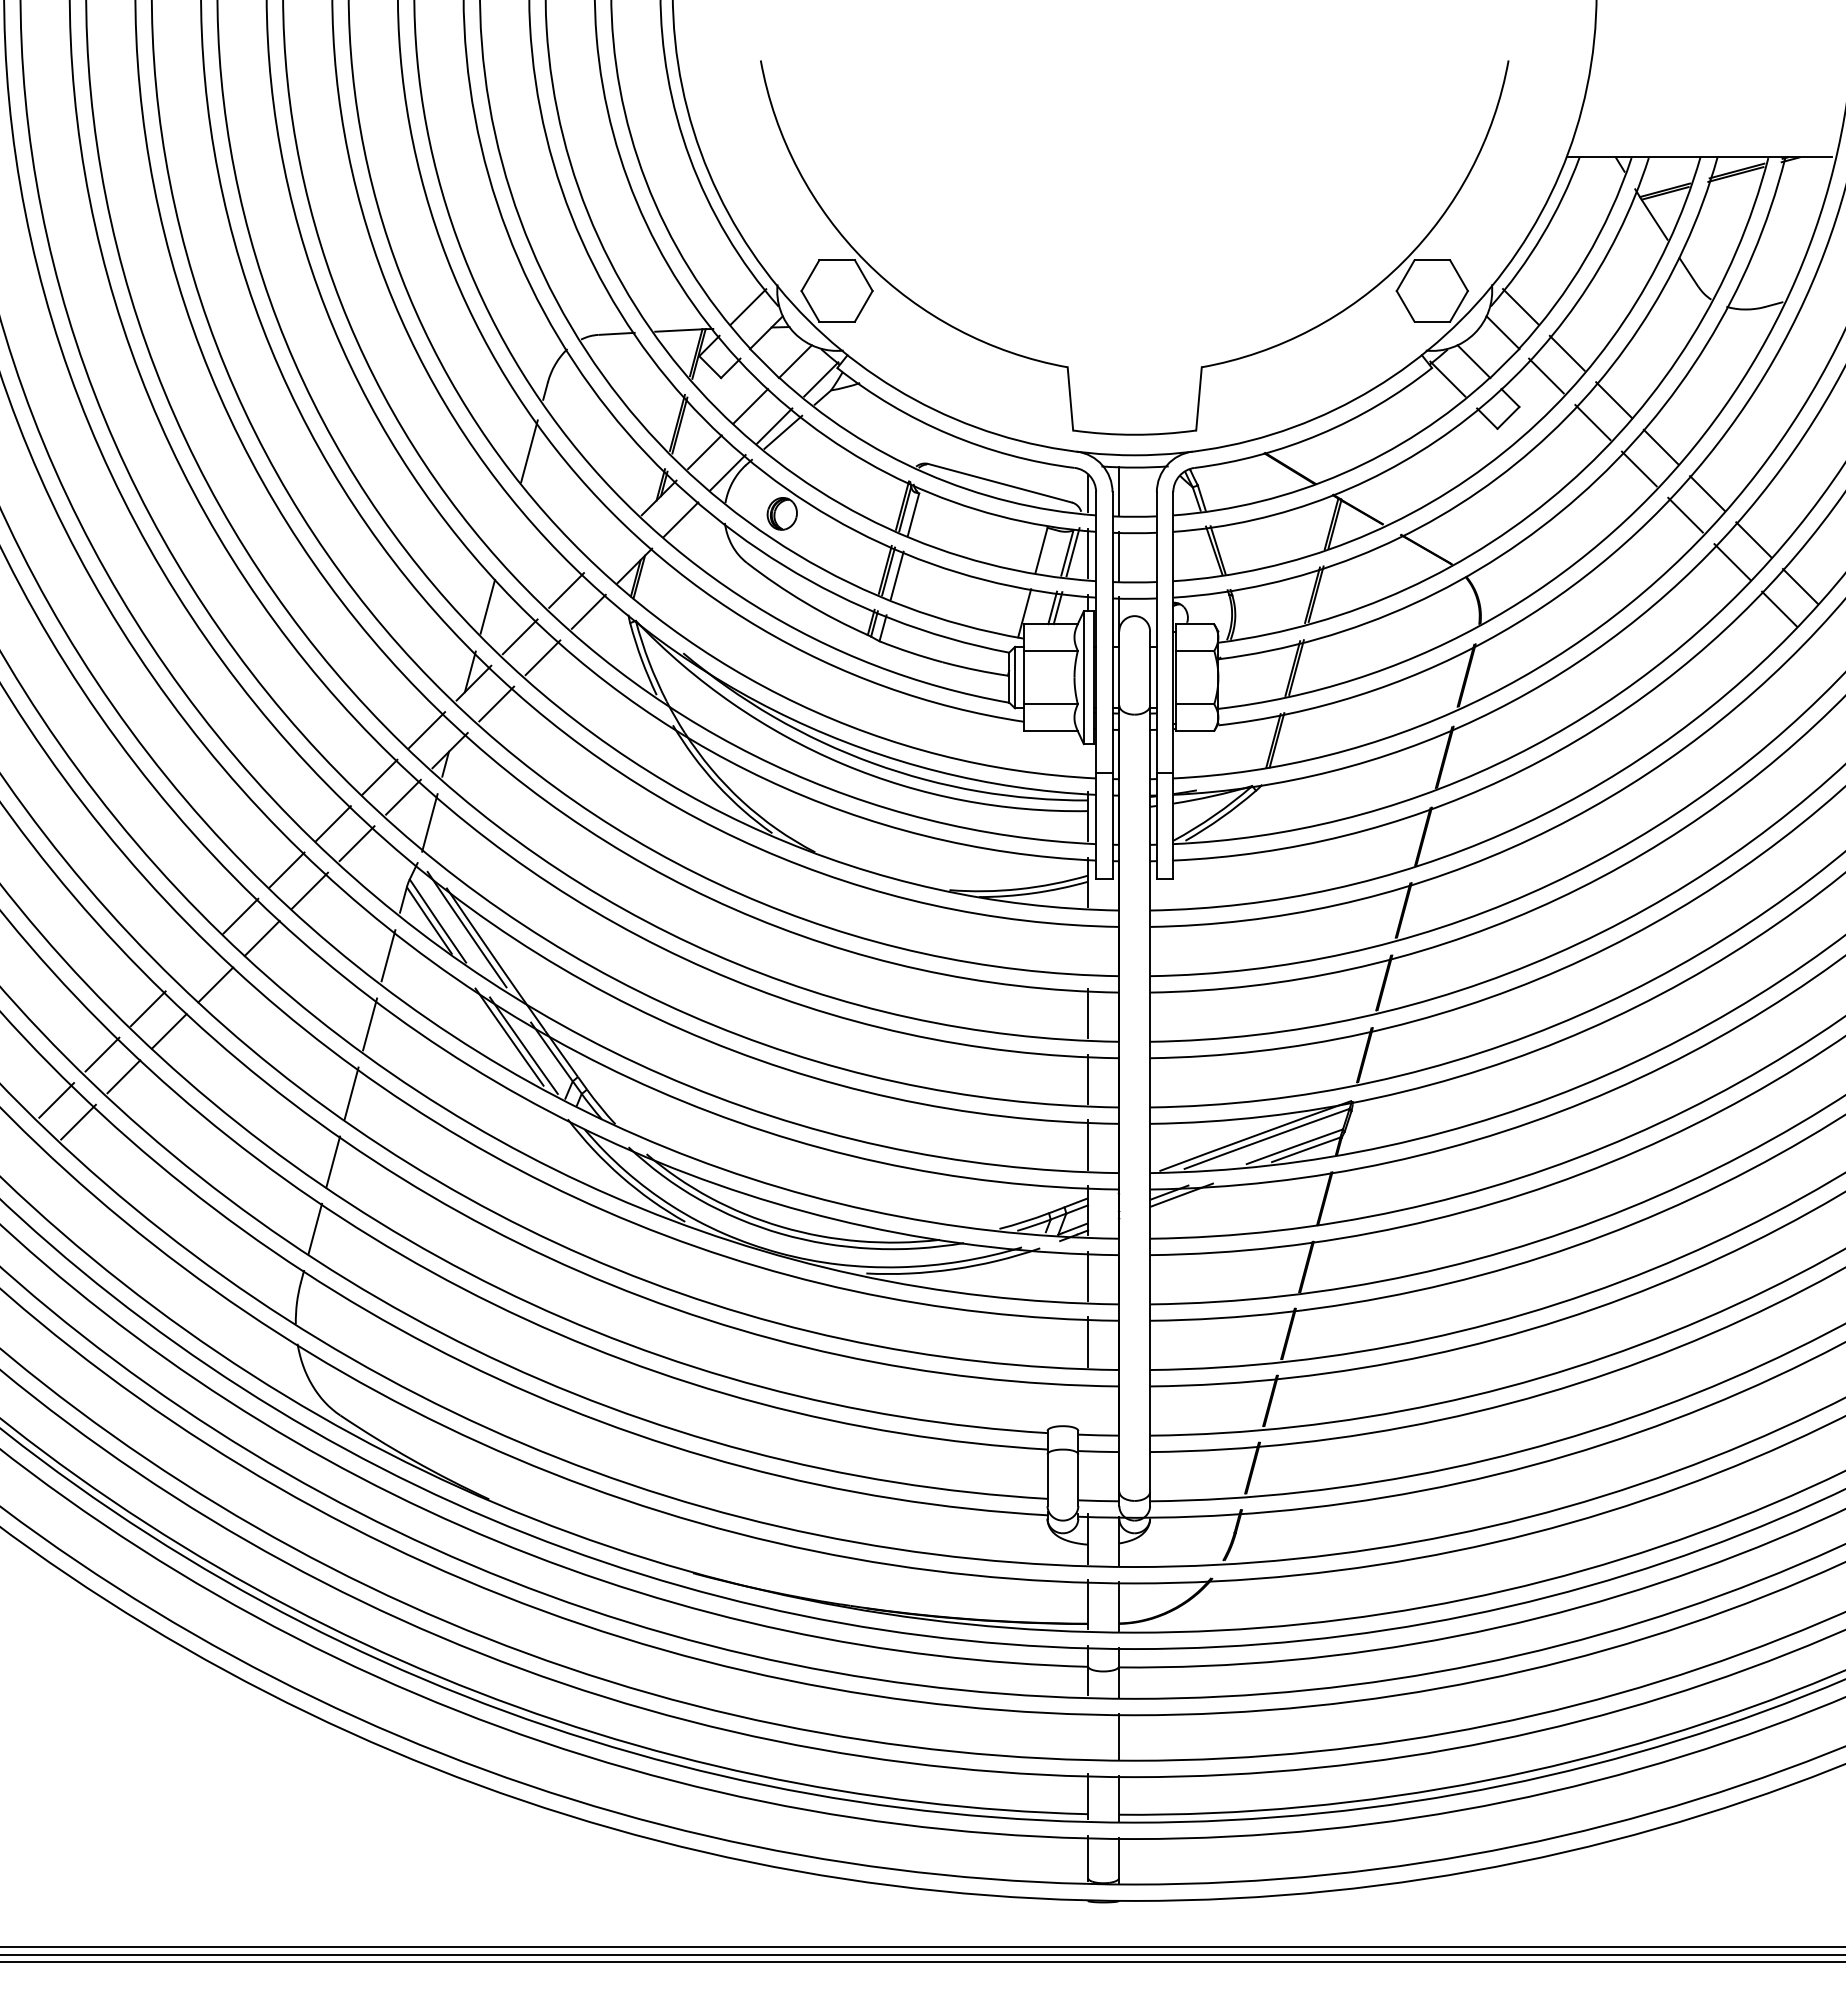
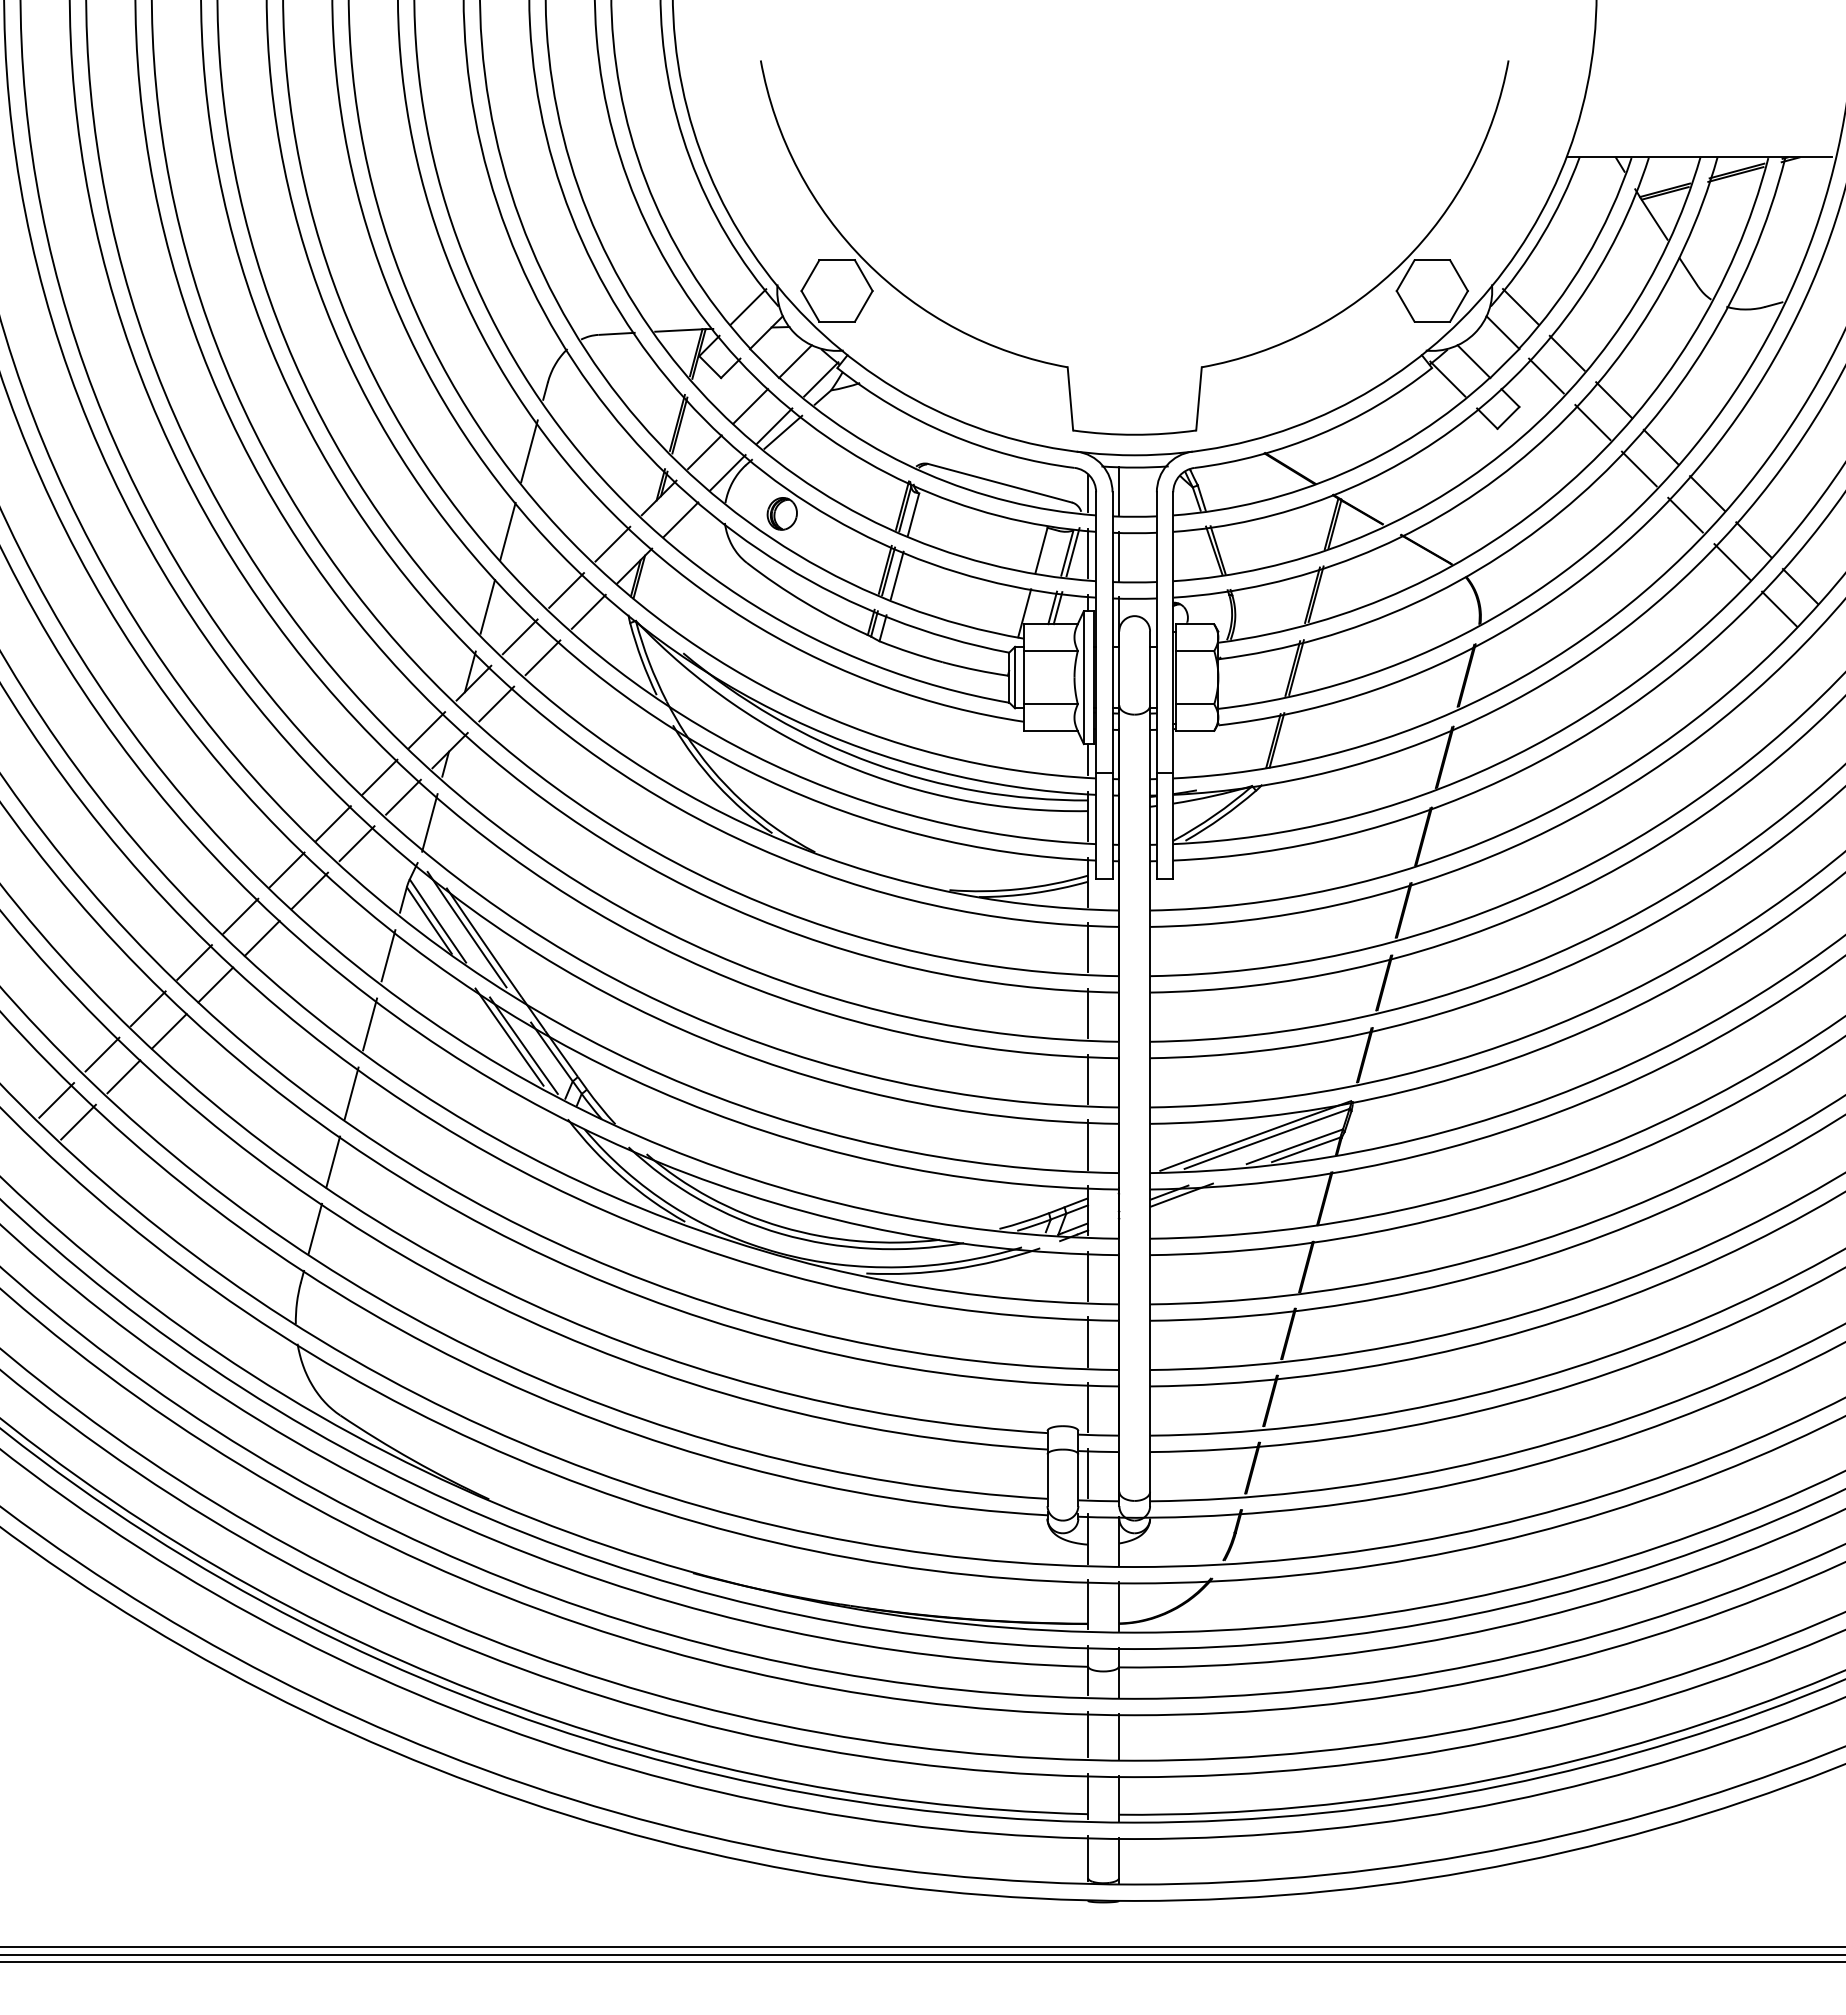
line: none -> present (507, 531)
line: none -> present (612, 543)
line: none -> present (1088, 759)
line: none -> present (1088, 947)
line: none -> present (194, 962)
line: none -> present (1088, 1407)
line: none -> present (1088, 1473)
line: none -> present (1088, 1734)
